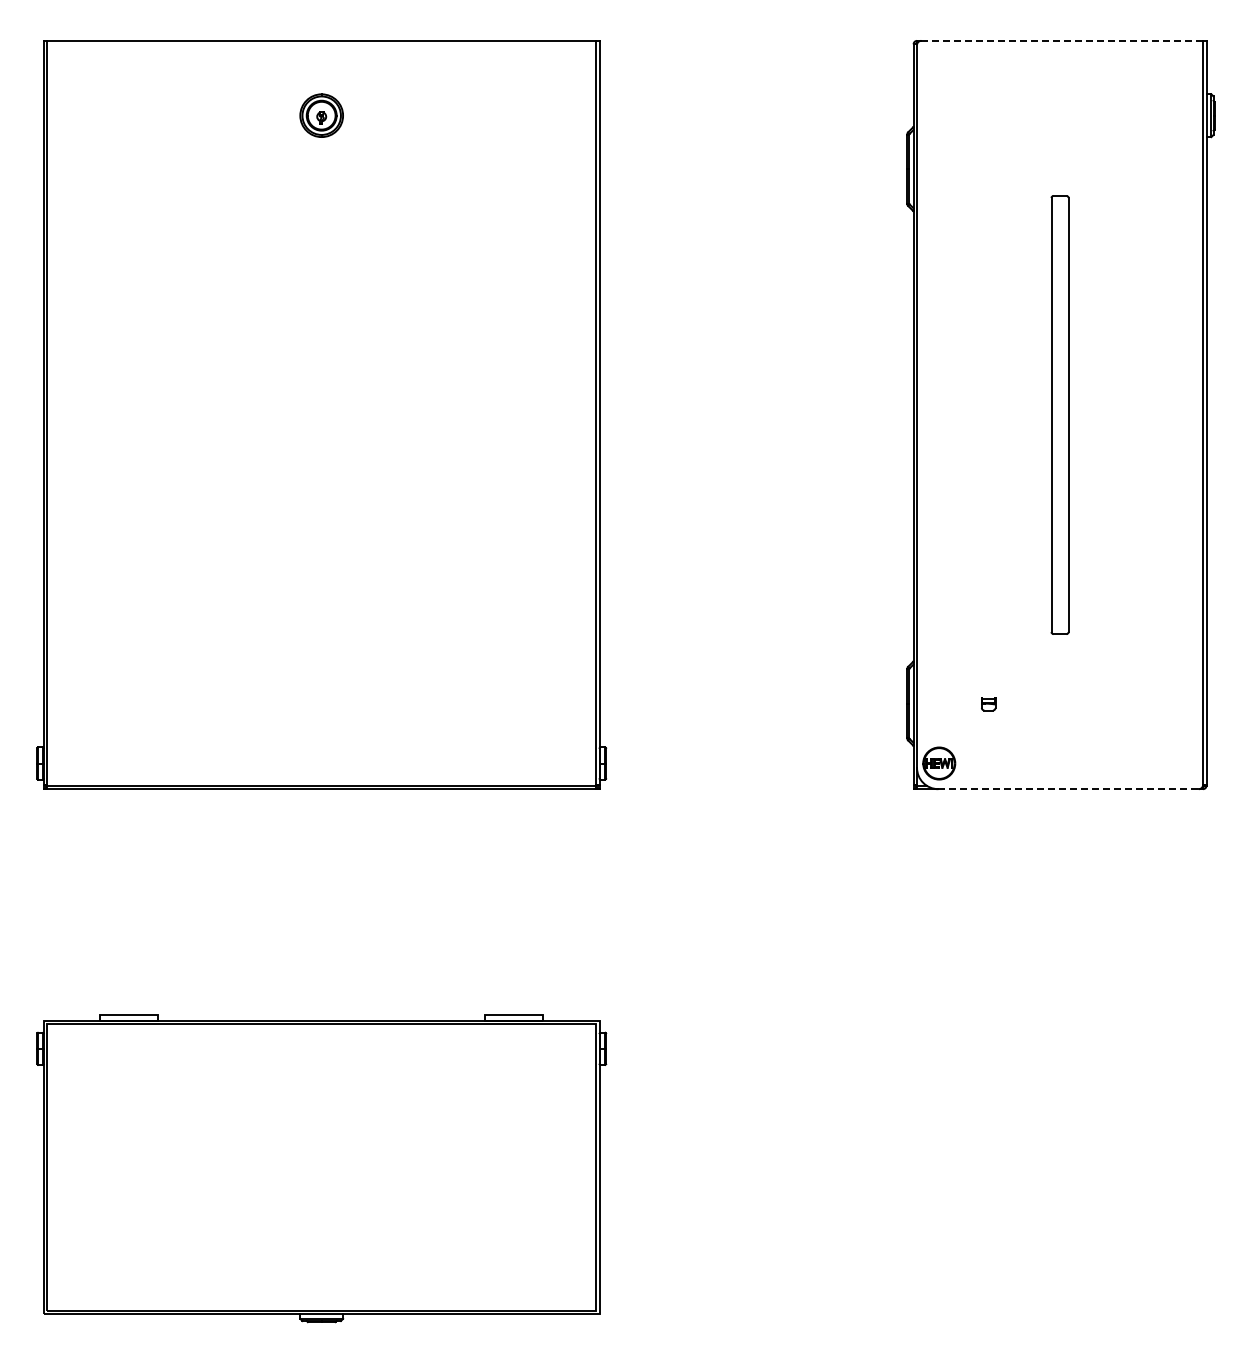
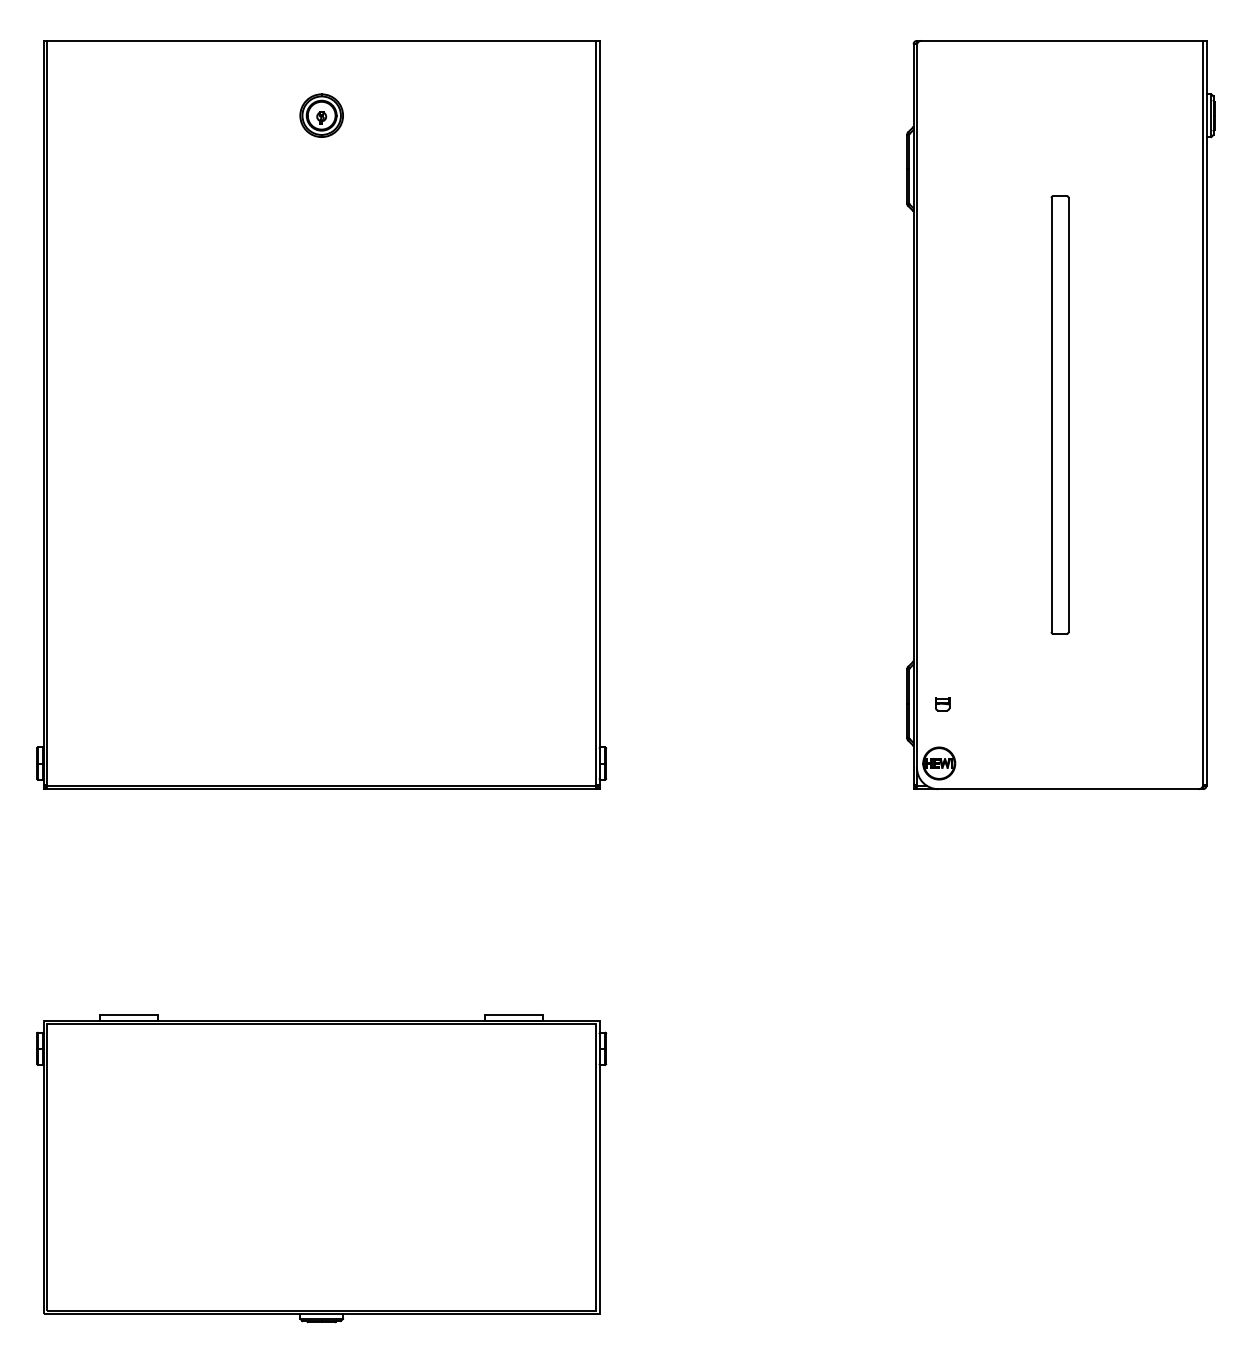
line: dashed -> solid (1062, 40)
part position: (988, 704) -> (942, 704) (942, 704)
line: dashed -> solid (1069, 789)
